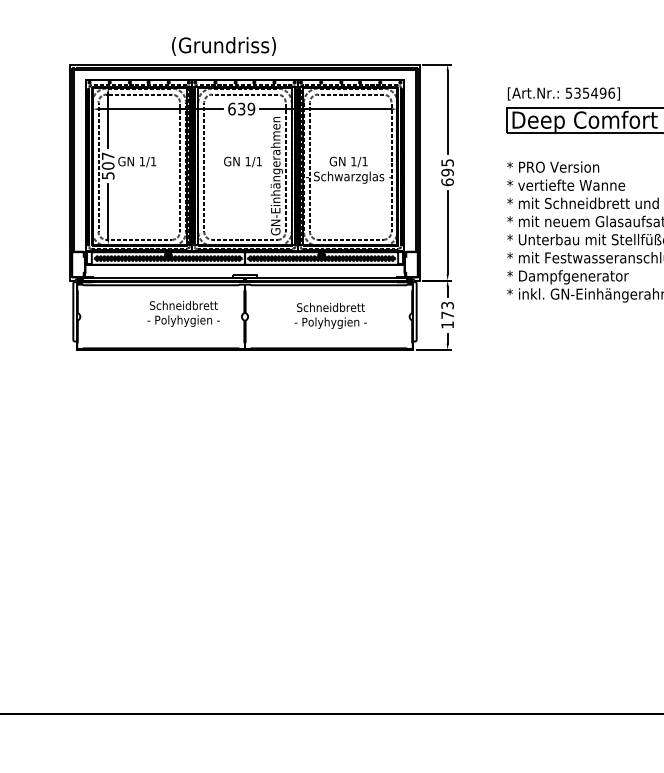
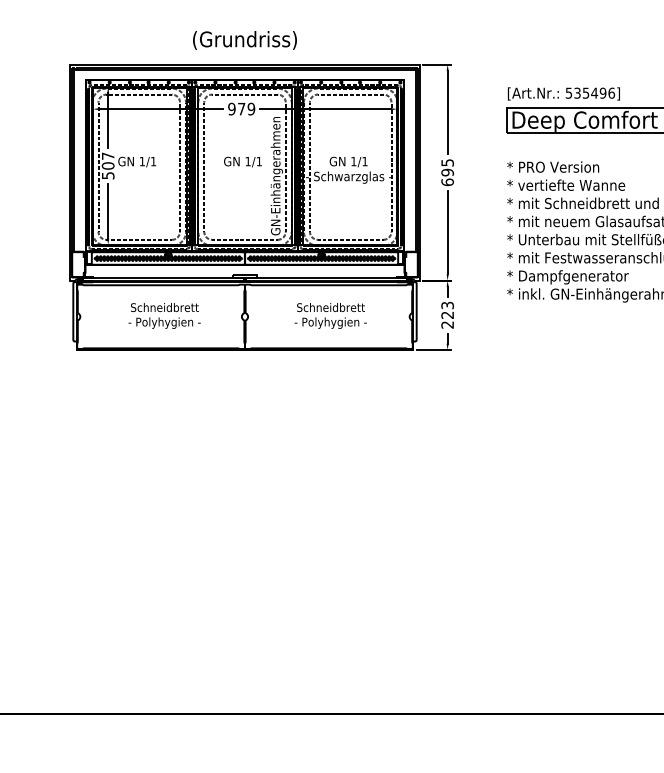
text position: (223, 46) -> (244, 40) (244, 40)
text: 639 -> 979 (236, 108)
text position: (183, 313) -> (164, 315) (164, 315)
text: 173 -> 223 (447, 319)
